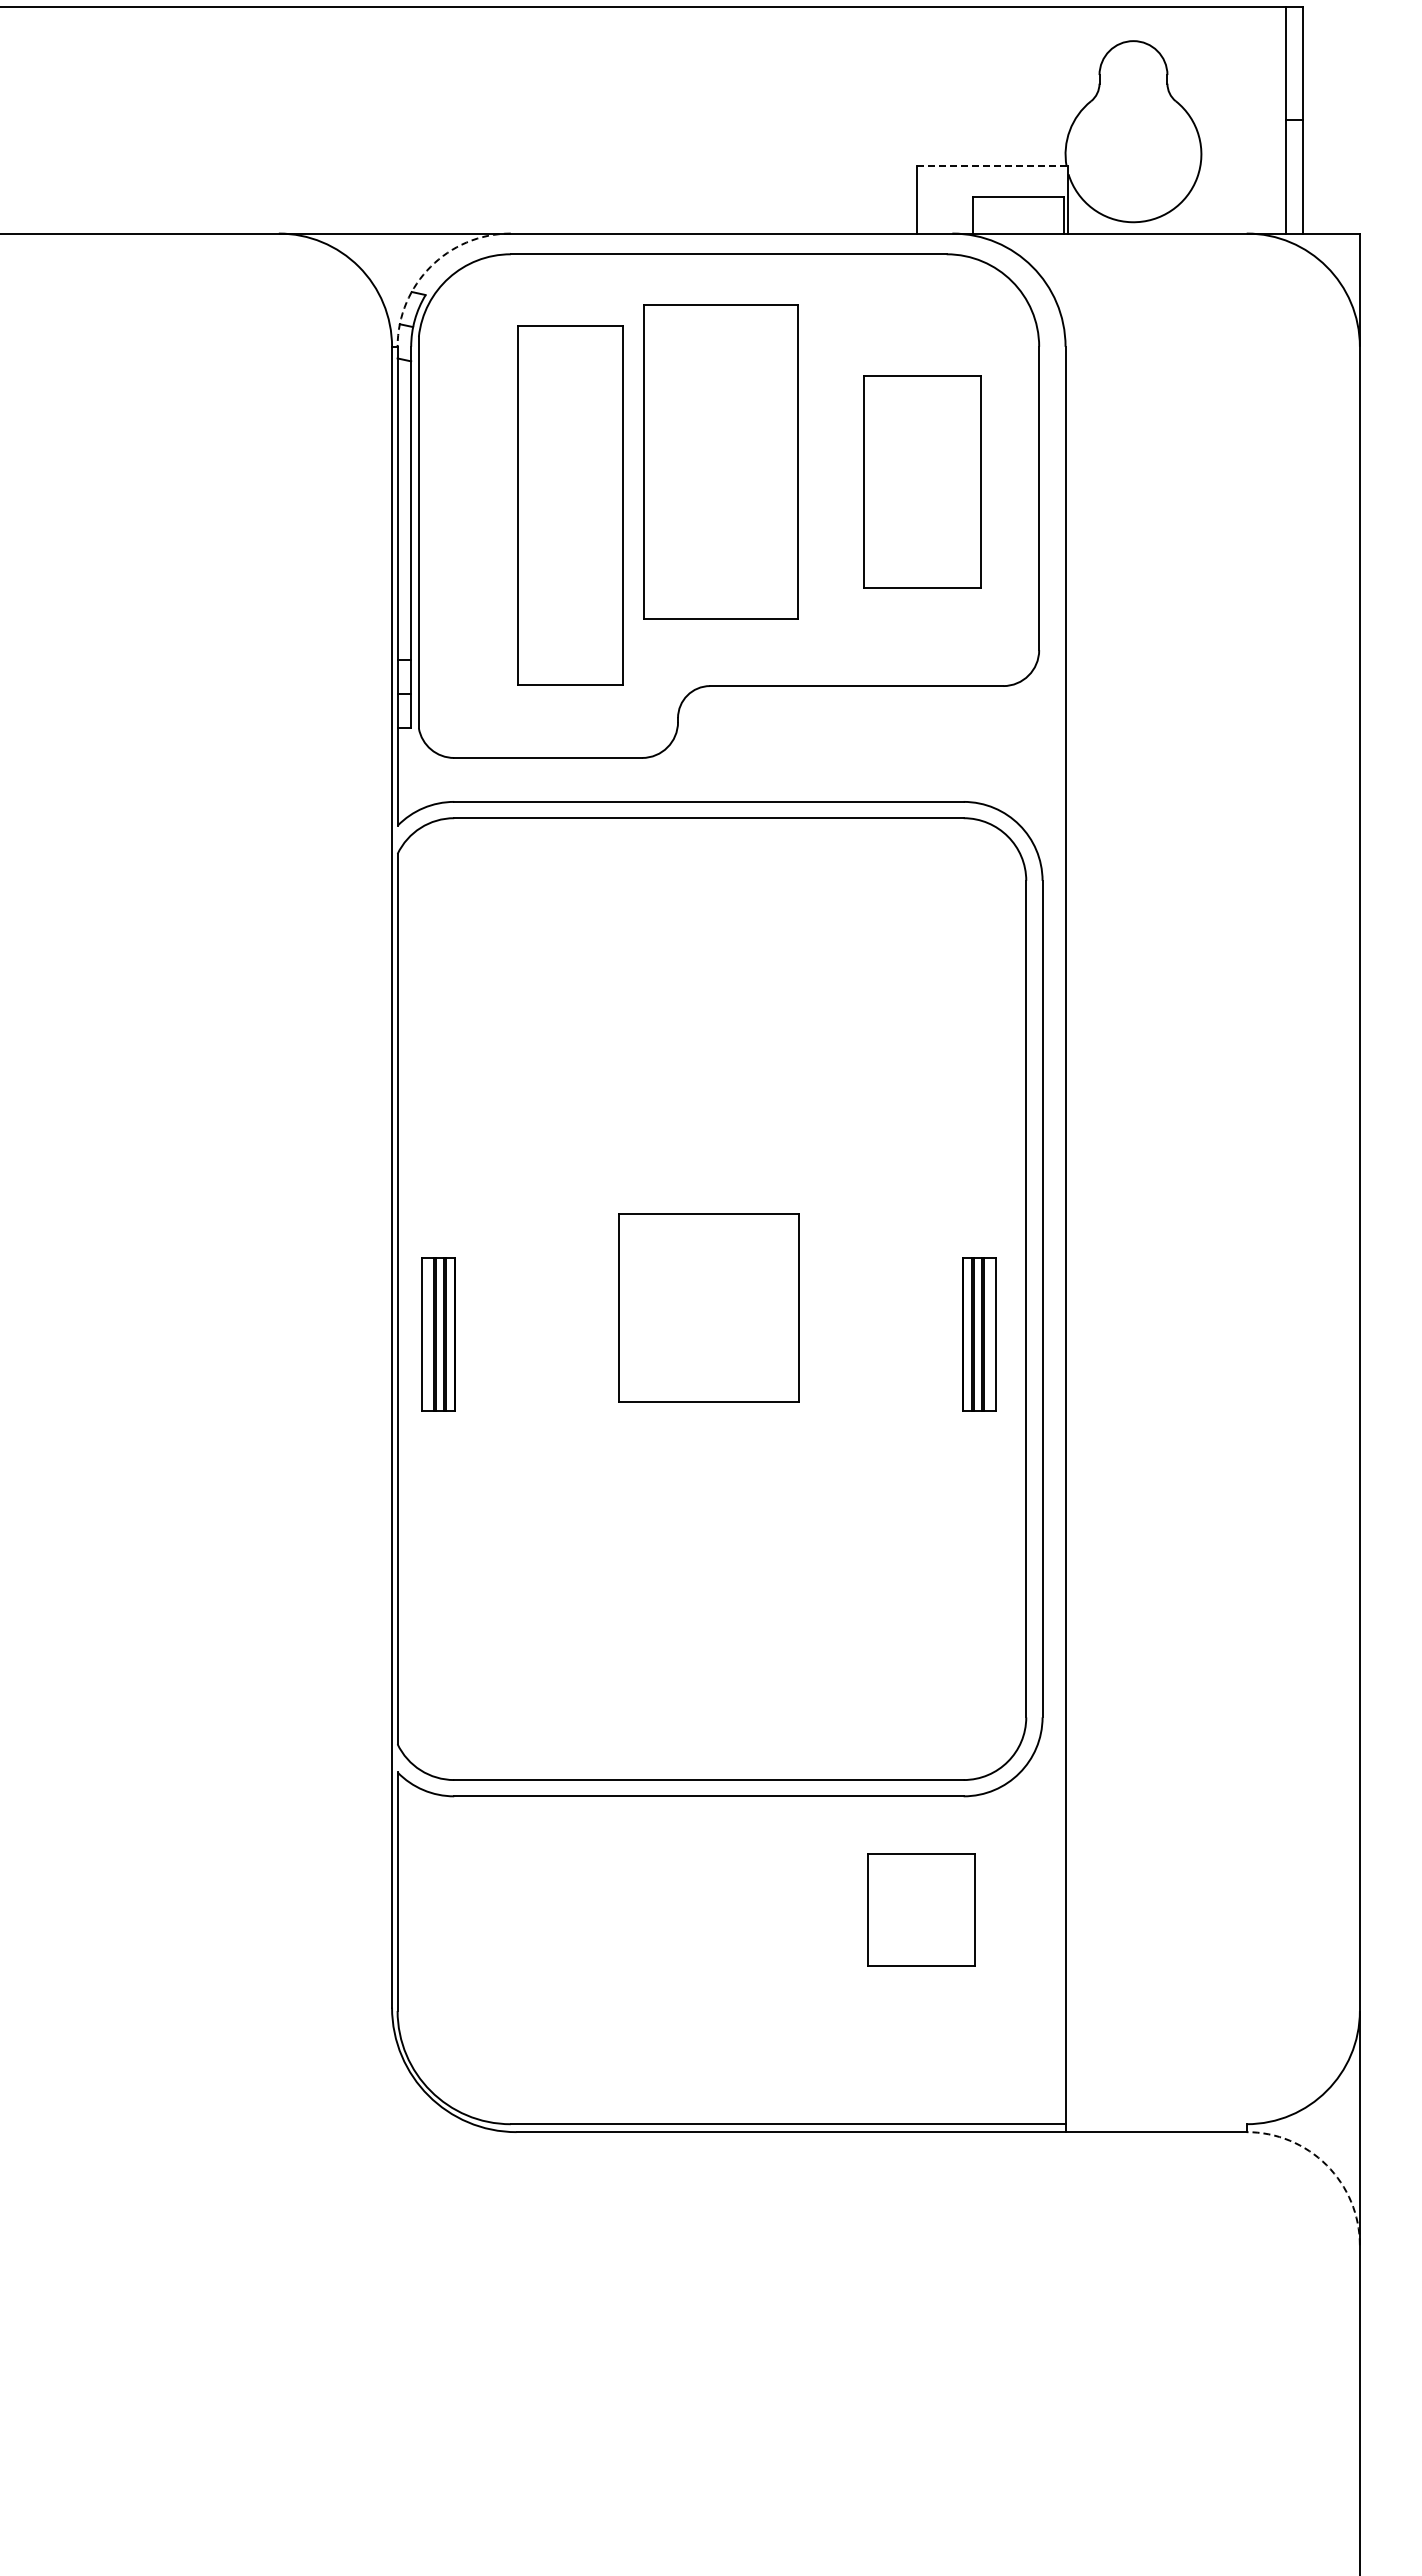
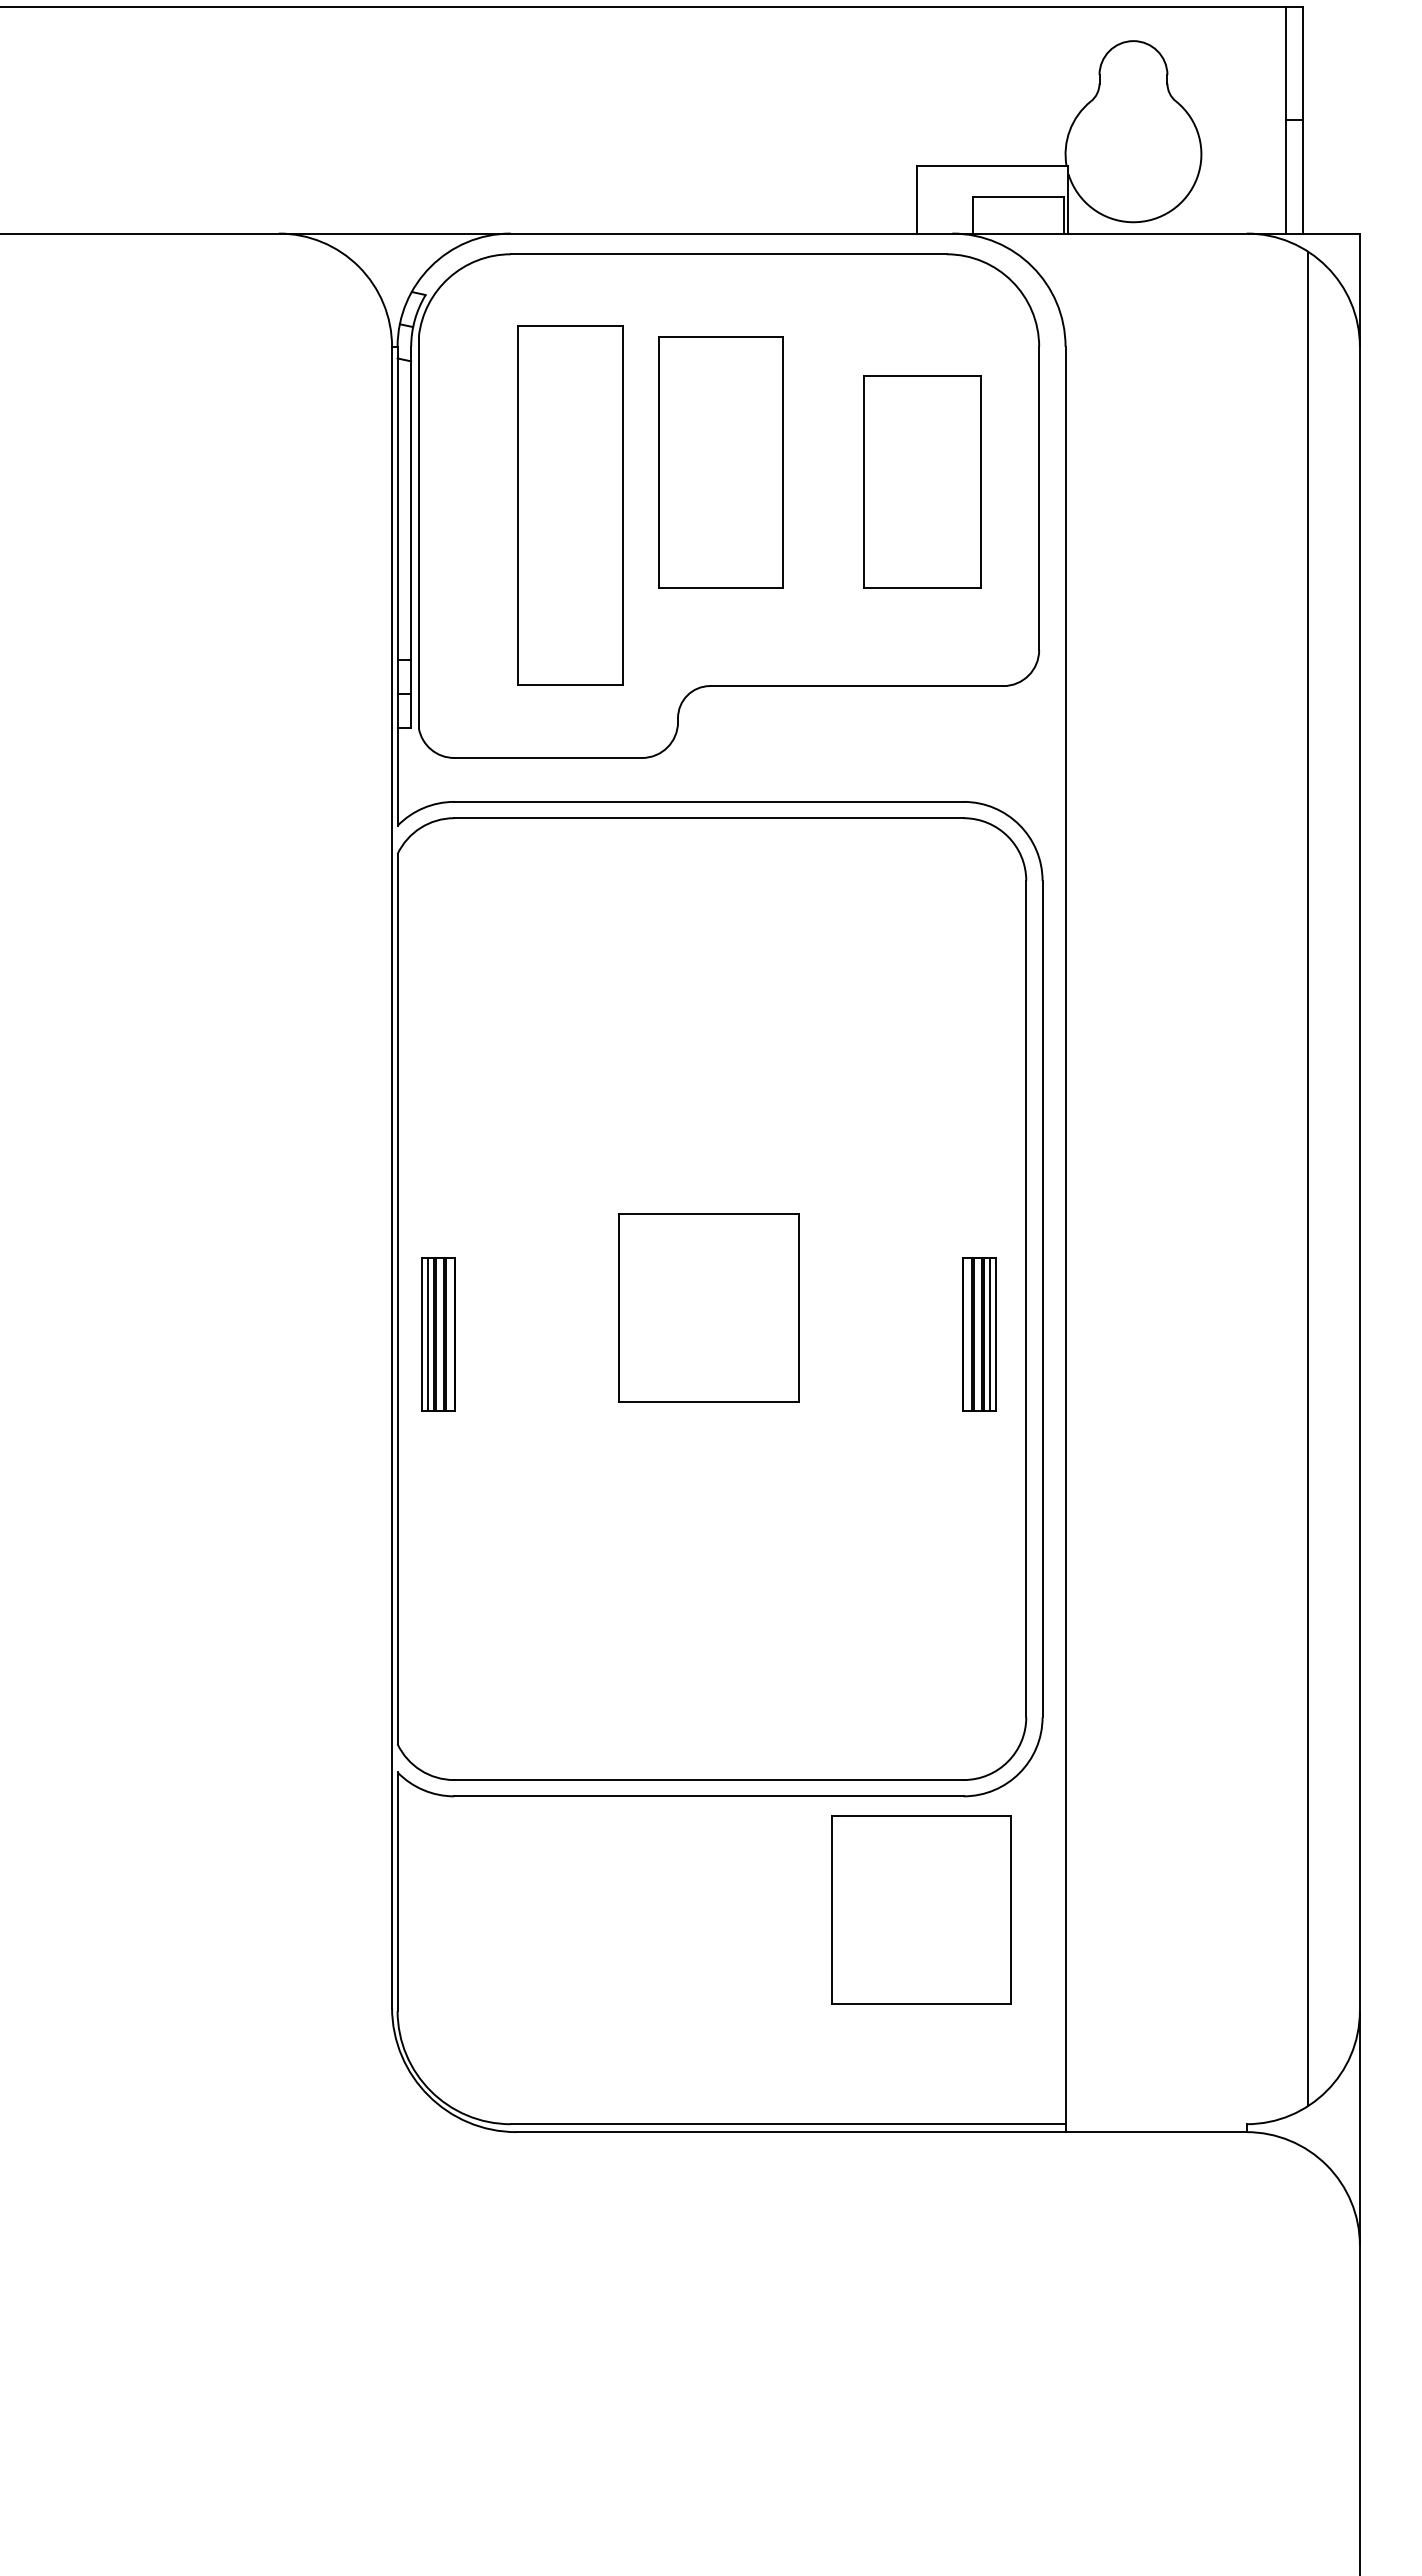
line: dashed -> solid (992, 166)
arc: dashed -> solid (430, 266)
part size: 156x316 px -> 126x253 px (720, 462)
line: none -> present (1307, 1178)
line: none -> present (427, 1334)
line: none -> present (990, 1334)
part size: 109x114 px -> 181x190 px (921, 1909)
arc: dashed -> solid (1326, 2165)
